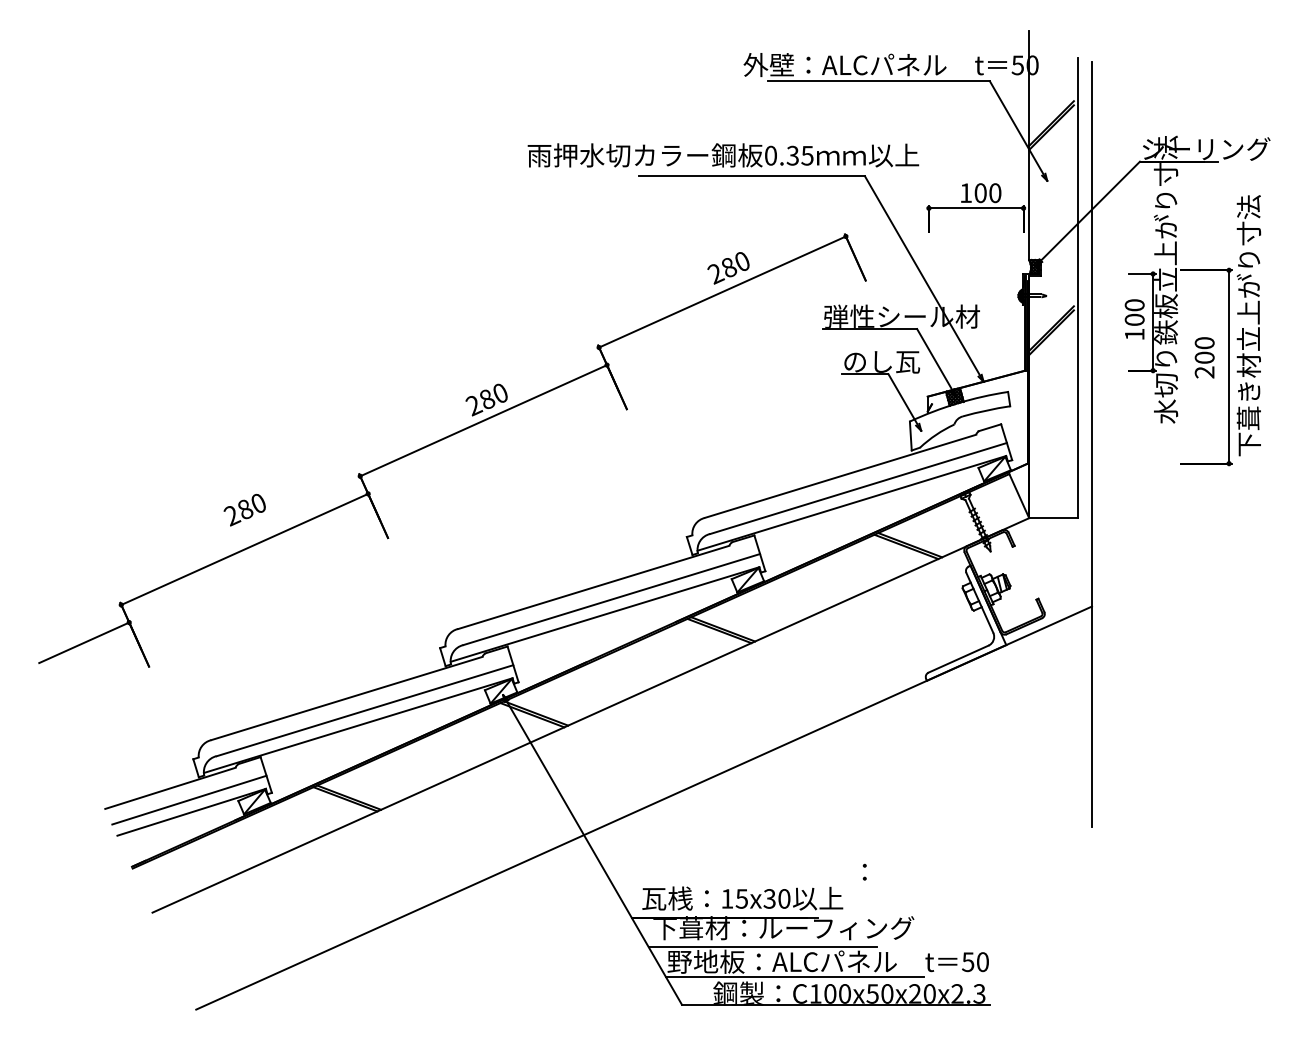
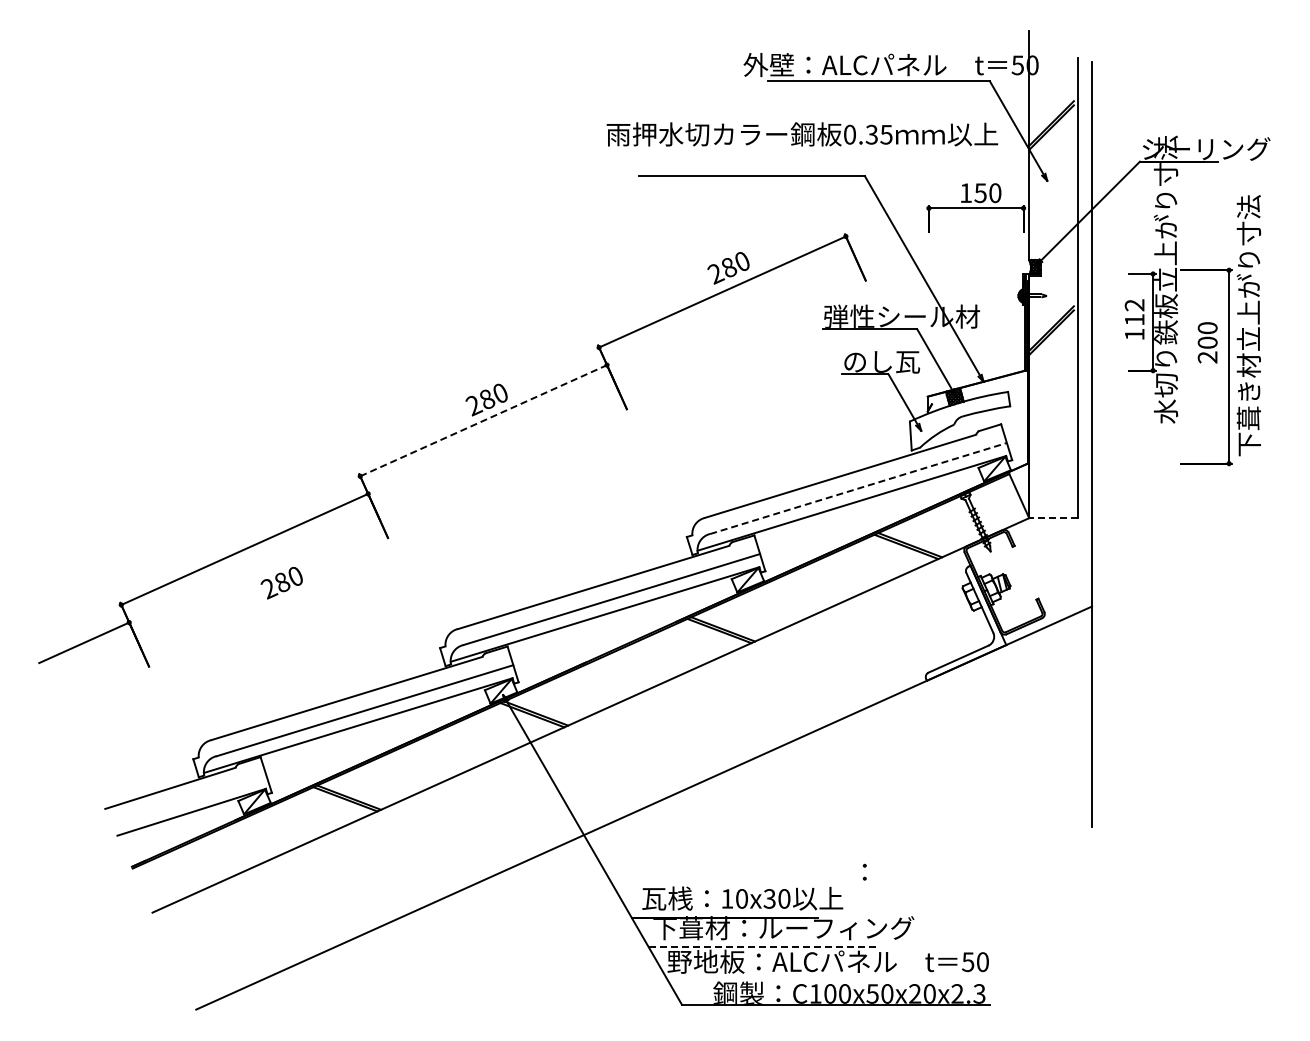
text position: (723, 155) -> (802, 134) (802, 134)
text: 100 -> 150 (980, 192)
text: 100 -> 112 (1134, 312)
text position: (1204, 357) -> (1207, 342) (1207, 342)
line: solid -> dashed (484, 420)
line: solid -> dashed (859, 488)
text position: (244, 510) -> (281, 583) (281, 583)
line: solid -> dashed (1052, 518)
line: present -> none (189, 799)
text: 15x30 -> 10x30 (741, 898)
line: solid -> dashed (763, 946)
line: present -> none (794, 976)
